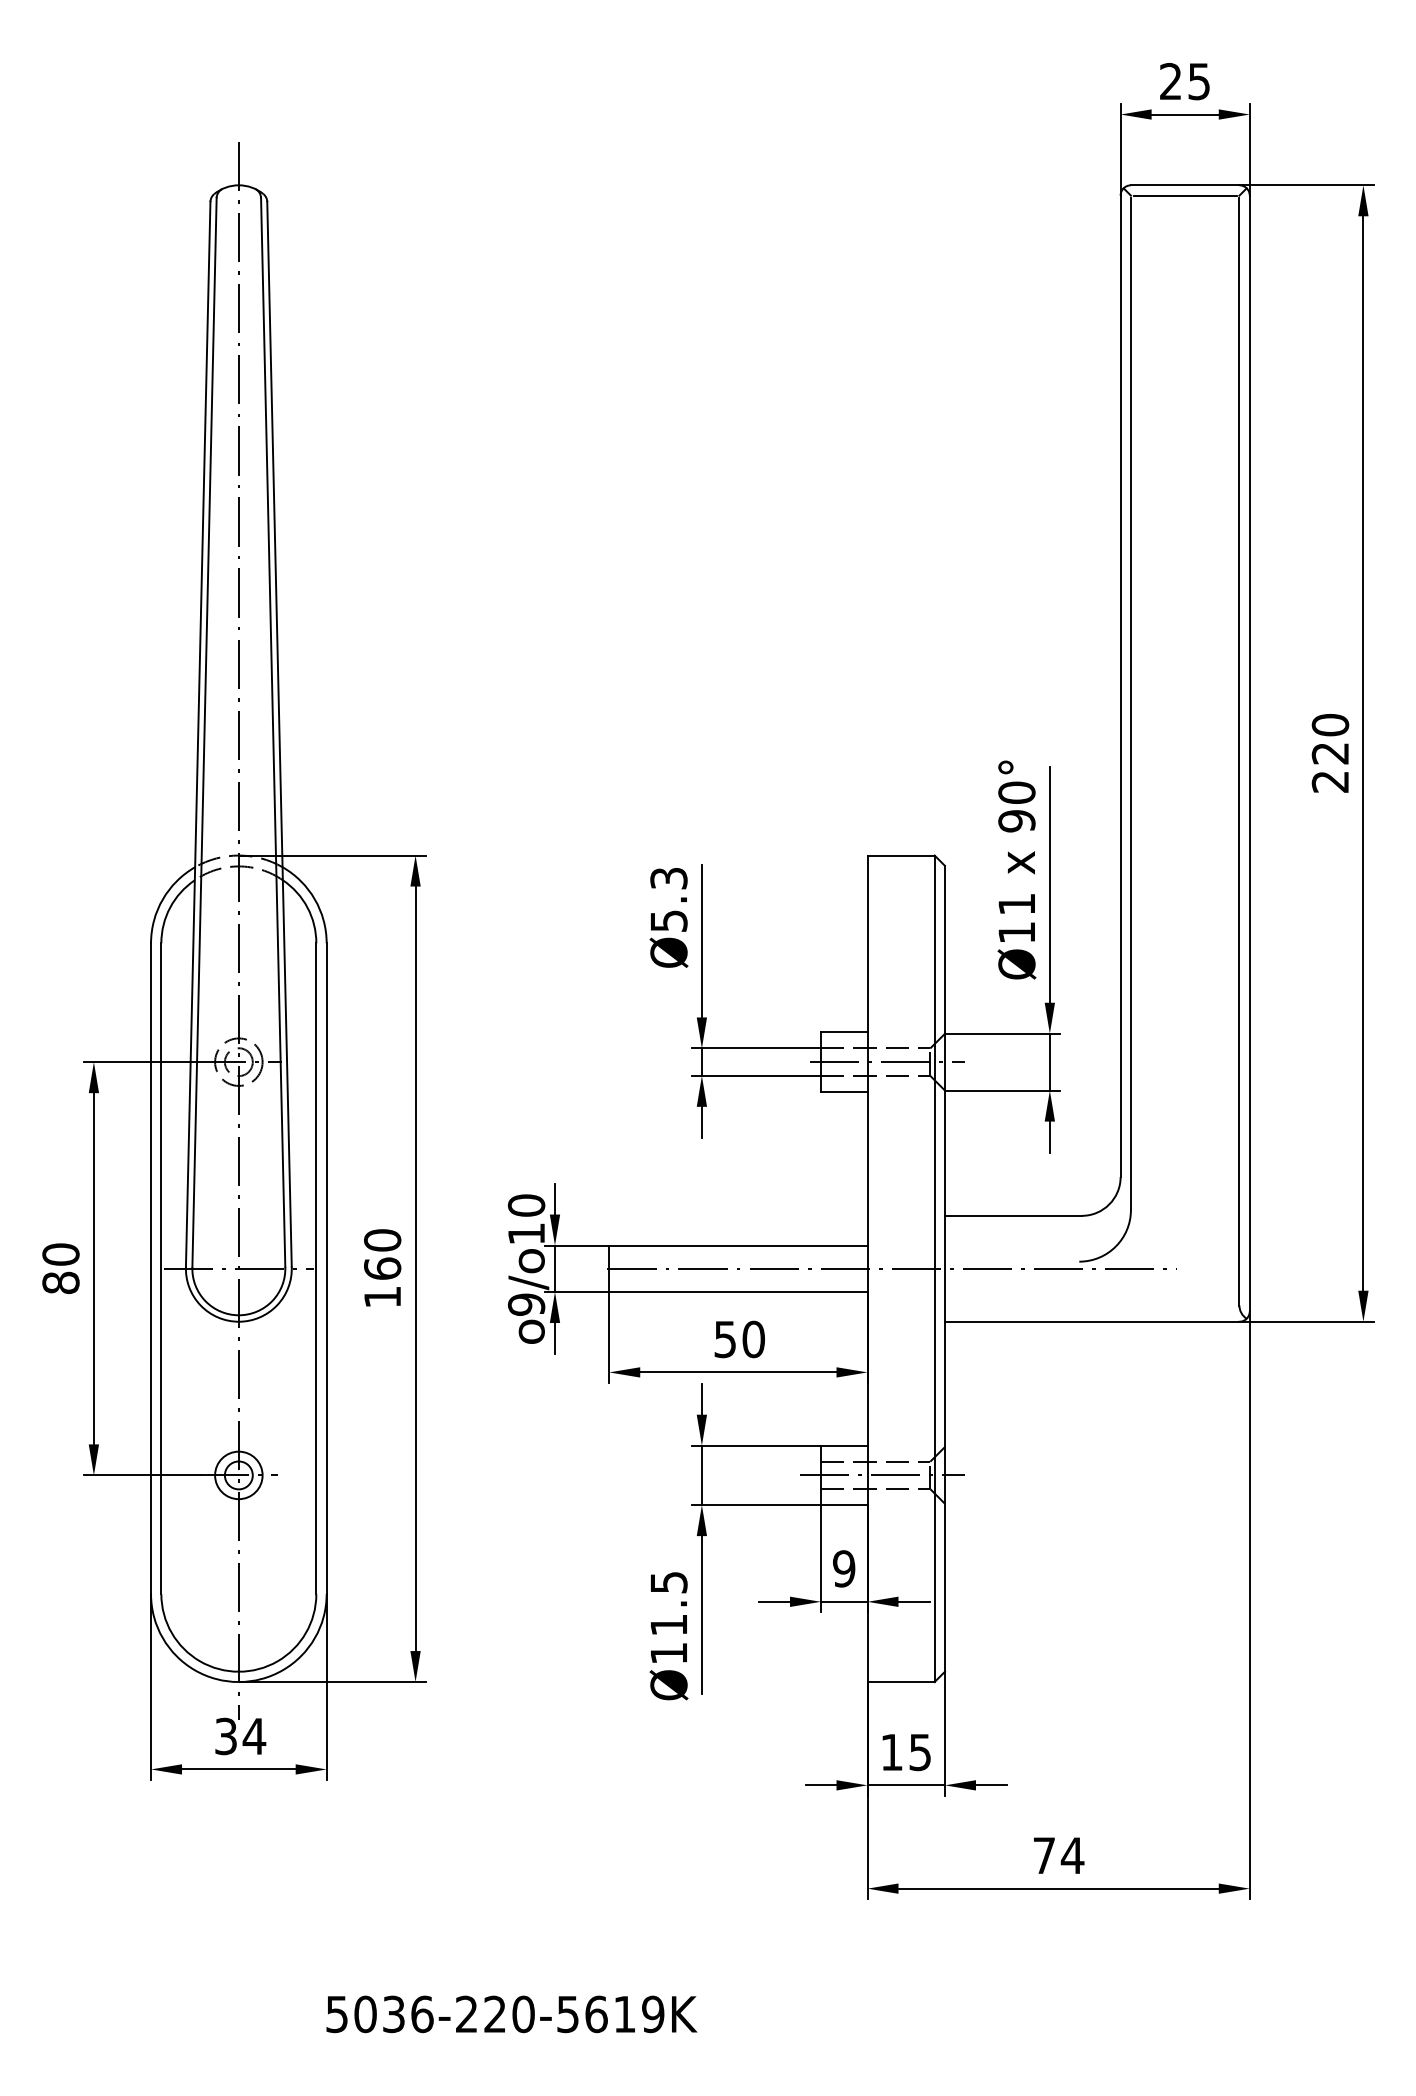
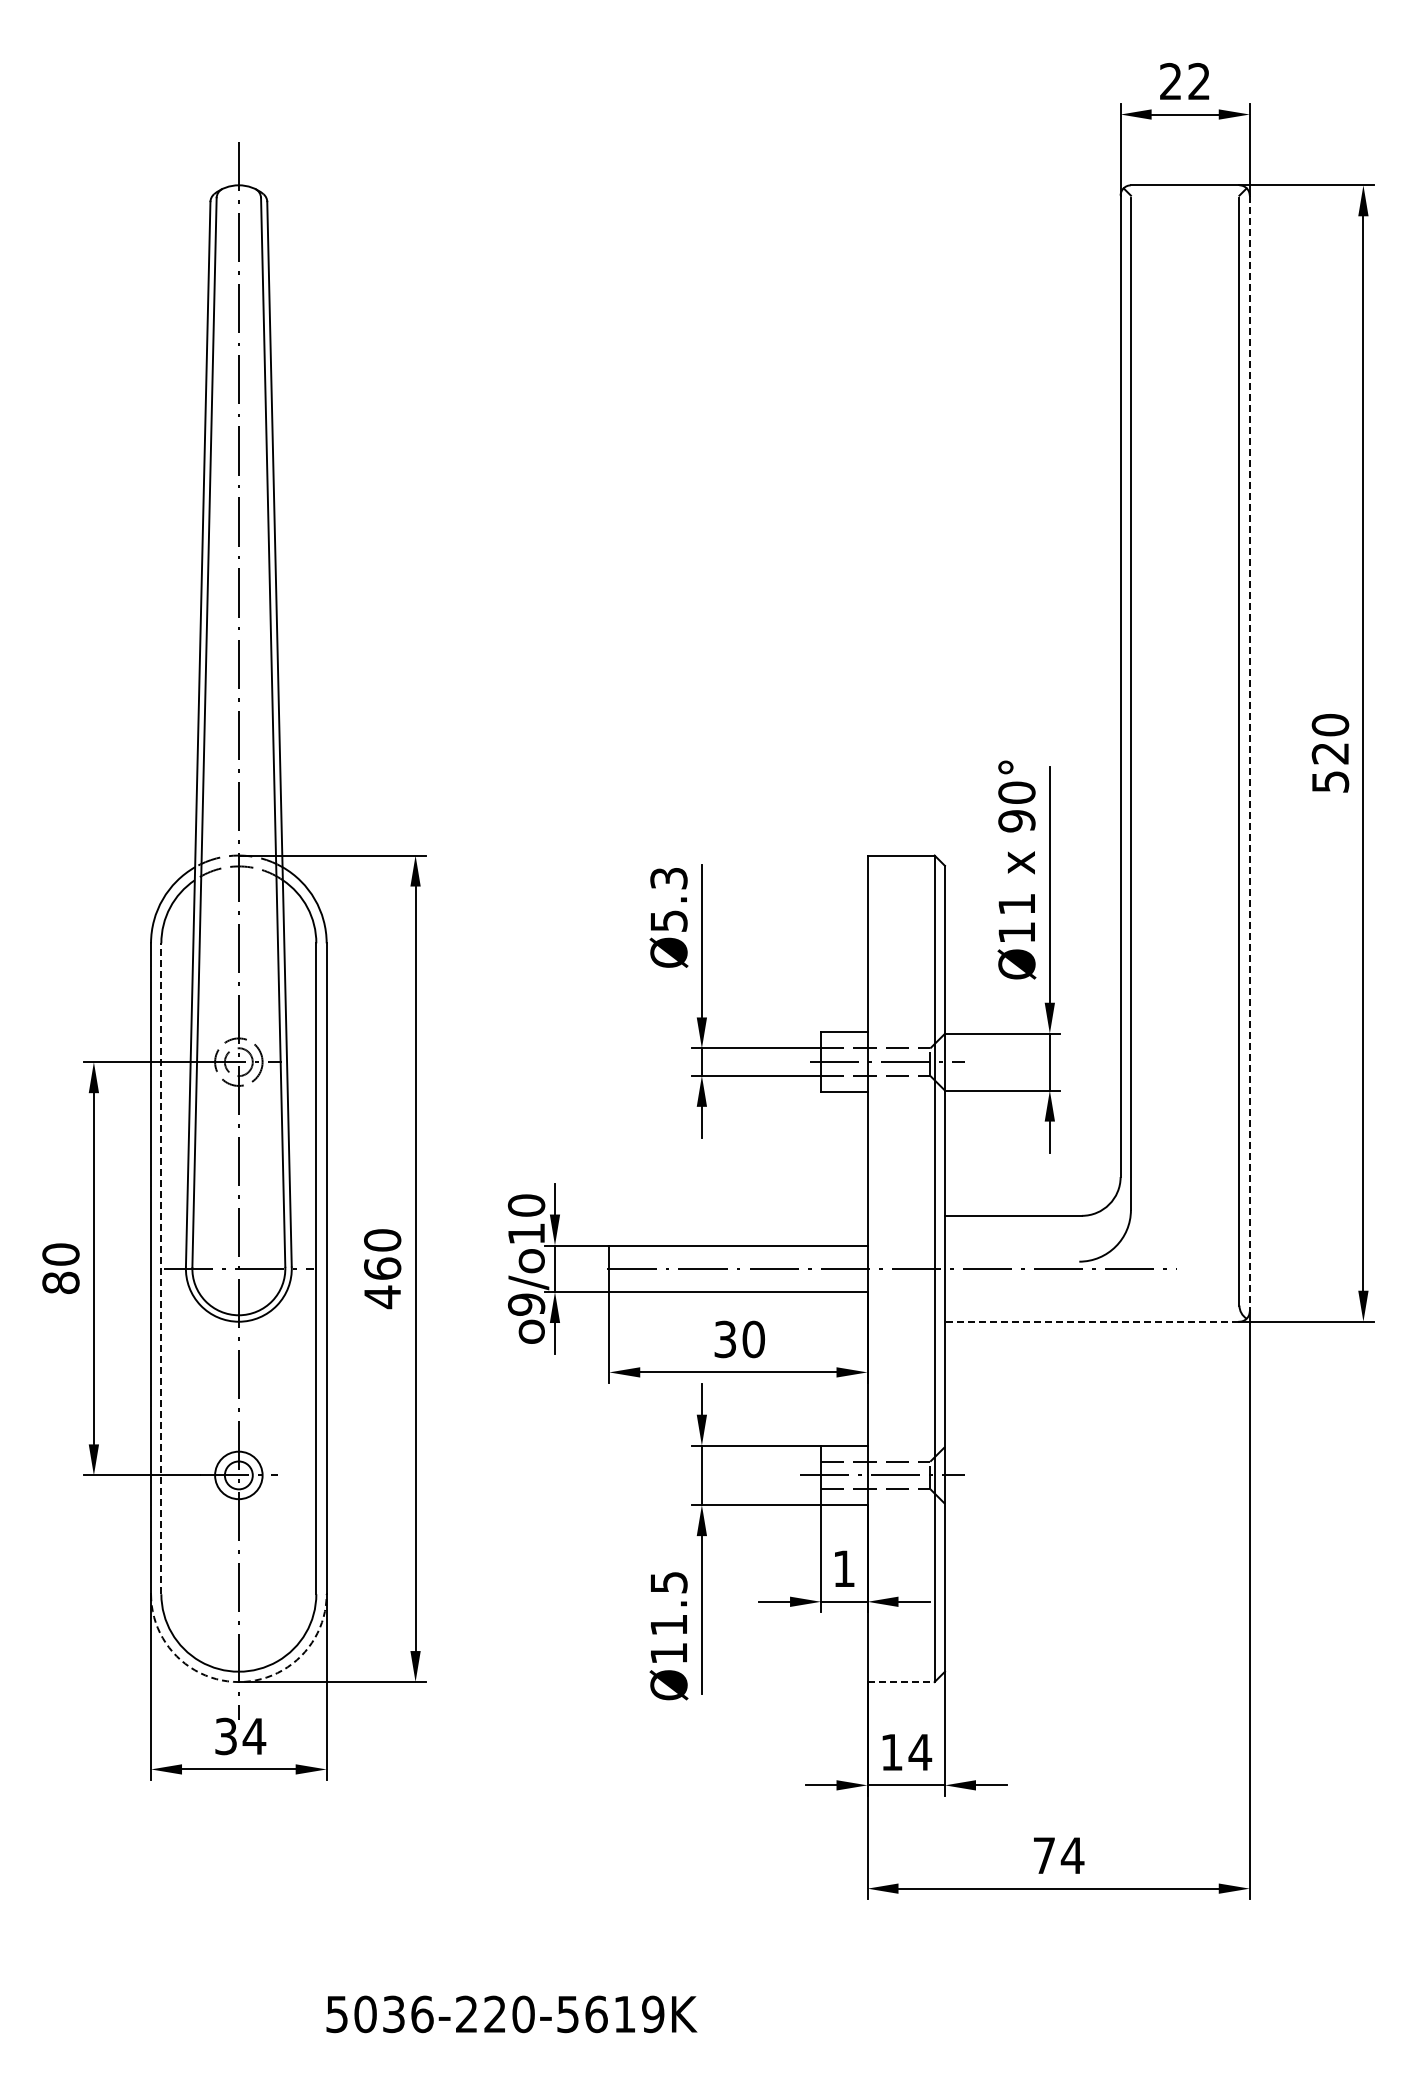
text: 25 -> 22 (1198, 81)
line: present -> none (1184, 195)
line: solid -> dashed (1249, 753)
text: 220 -> 520 (1330, 781)
line: solid -> dashed (161, 1268)
text: 160 -> 460 (382, 1297)
line: solid -> dashed (1091, 1321)
text: 50 -> 30 (725, 1338)
text: 9 -> 1 (844, 1568)
arc: solid -> dashed (238, 1682)
line: solid -> dashed (901, 1682)
text: 15 -> 14 (920, 1752)
